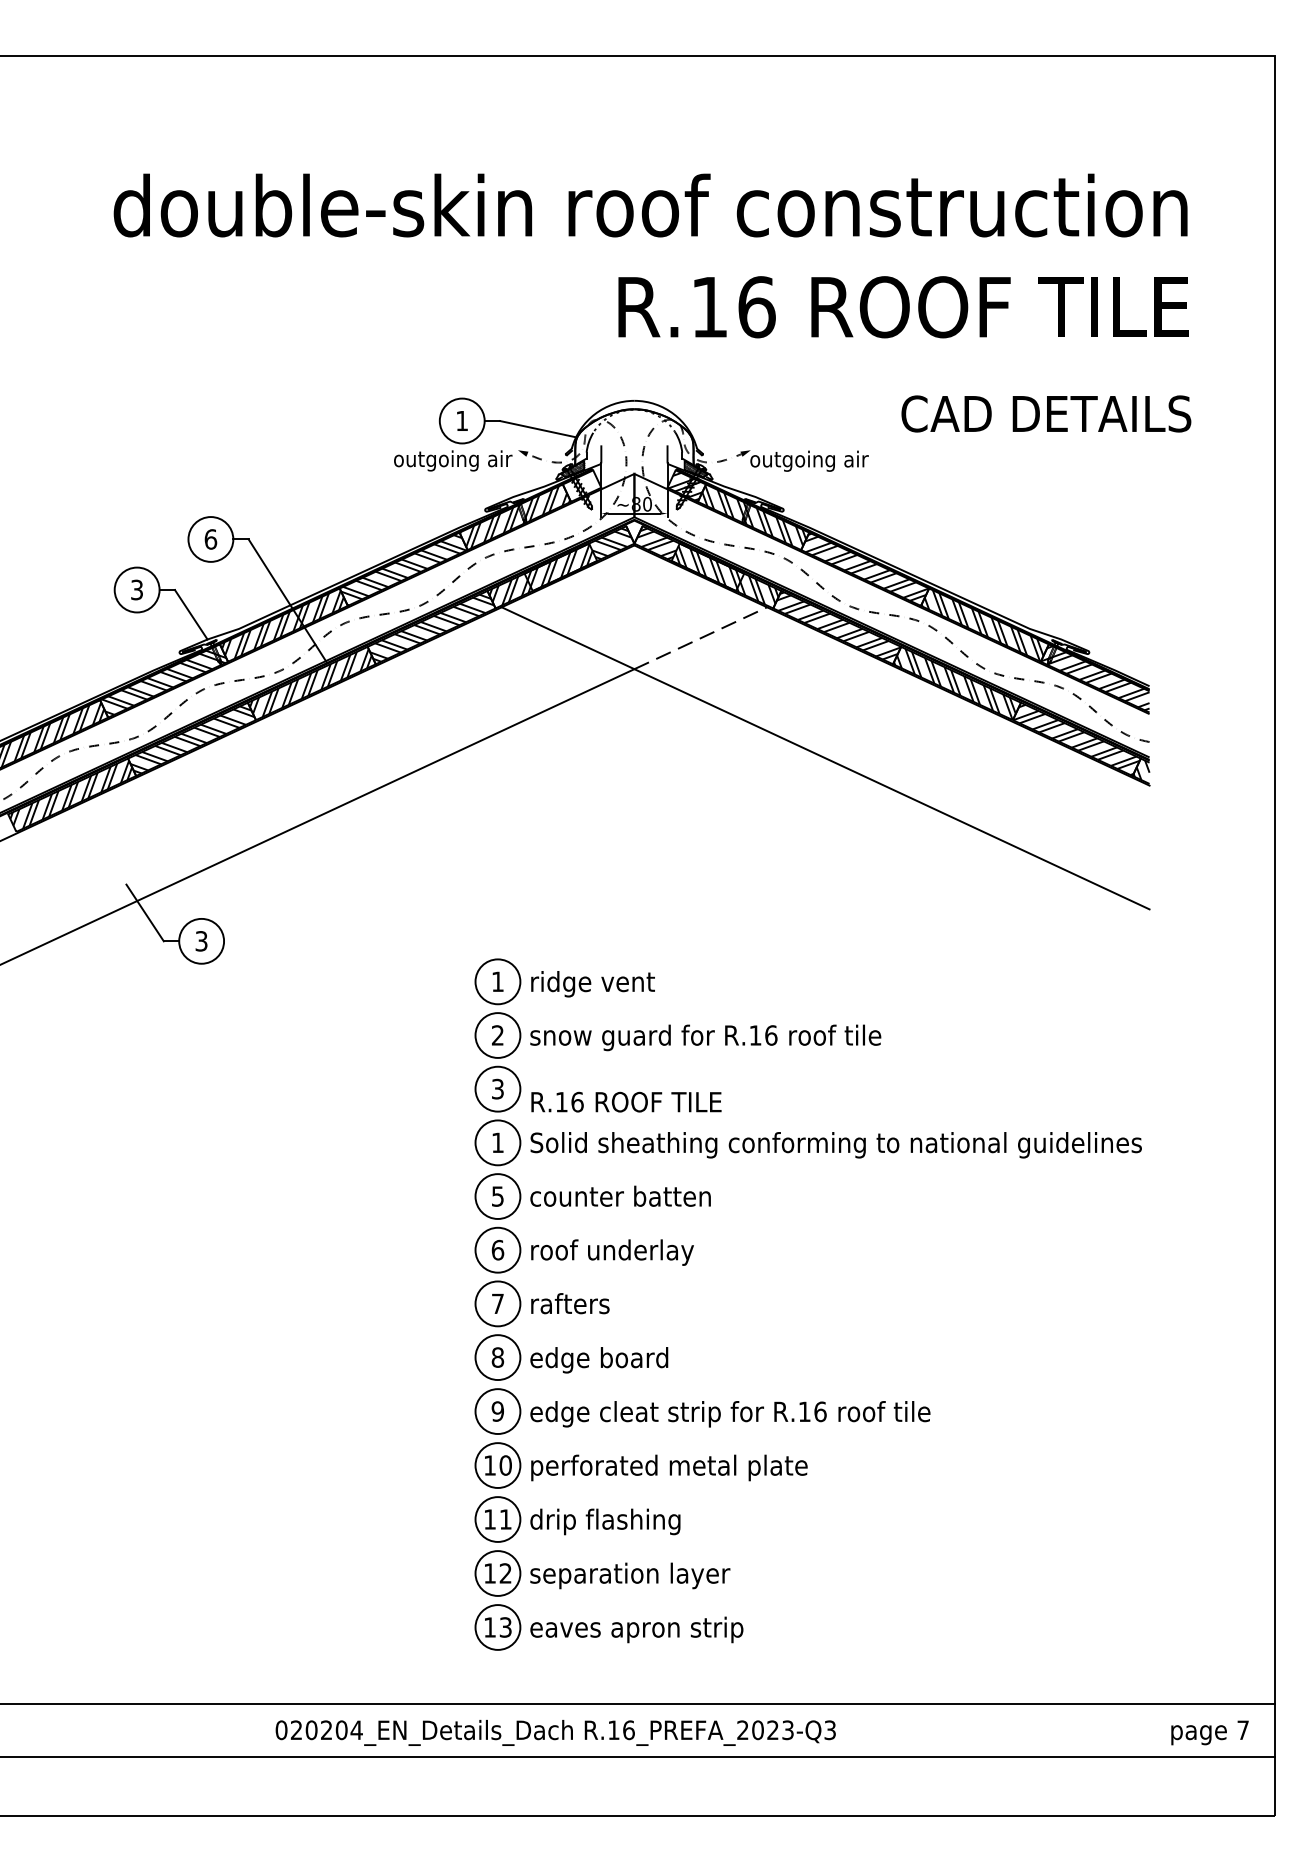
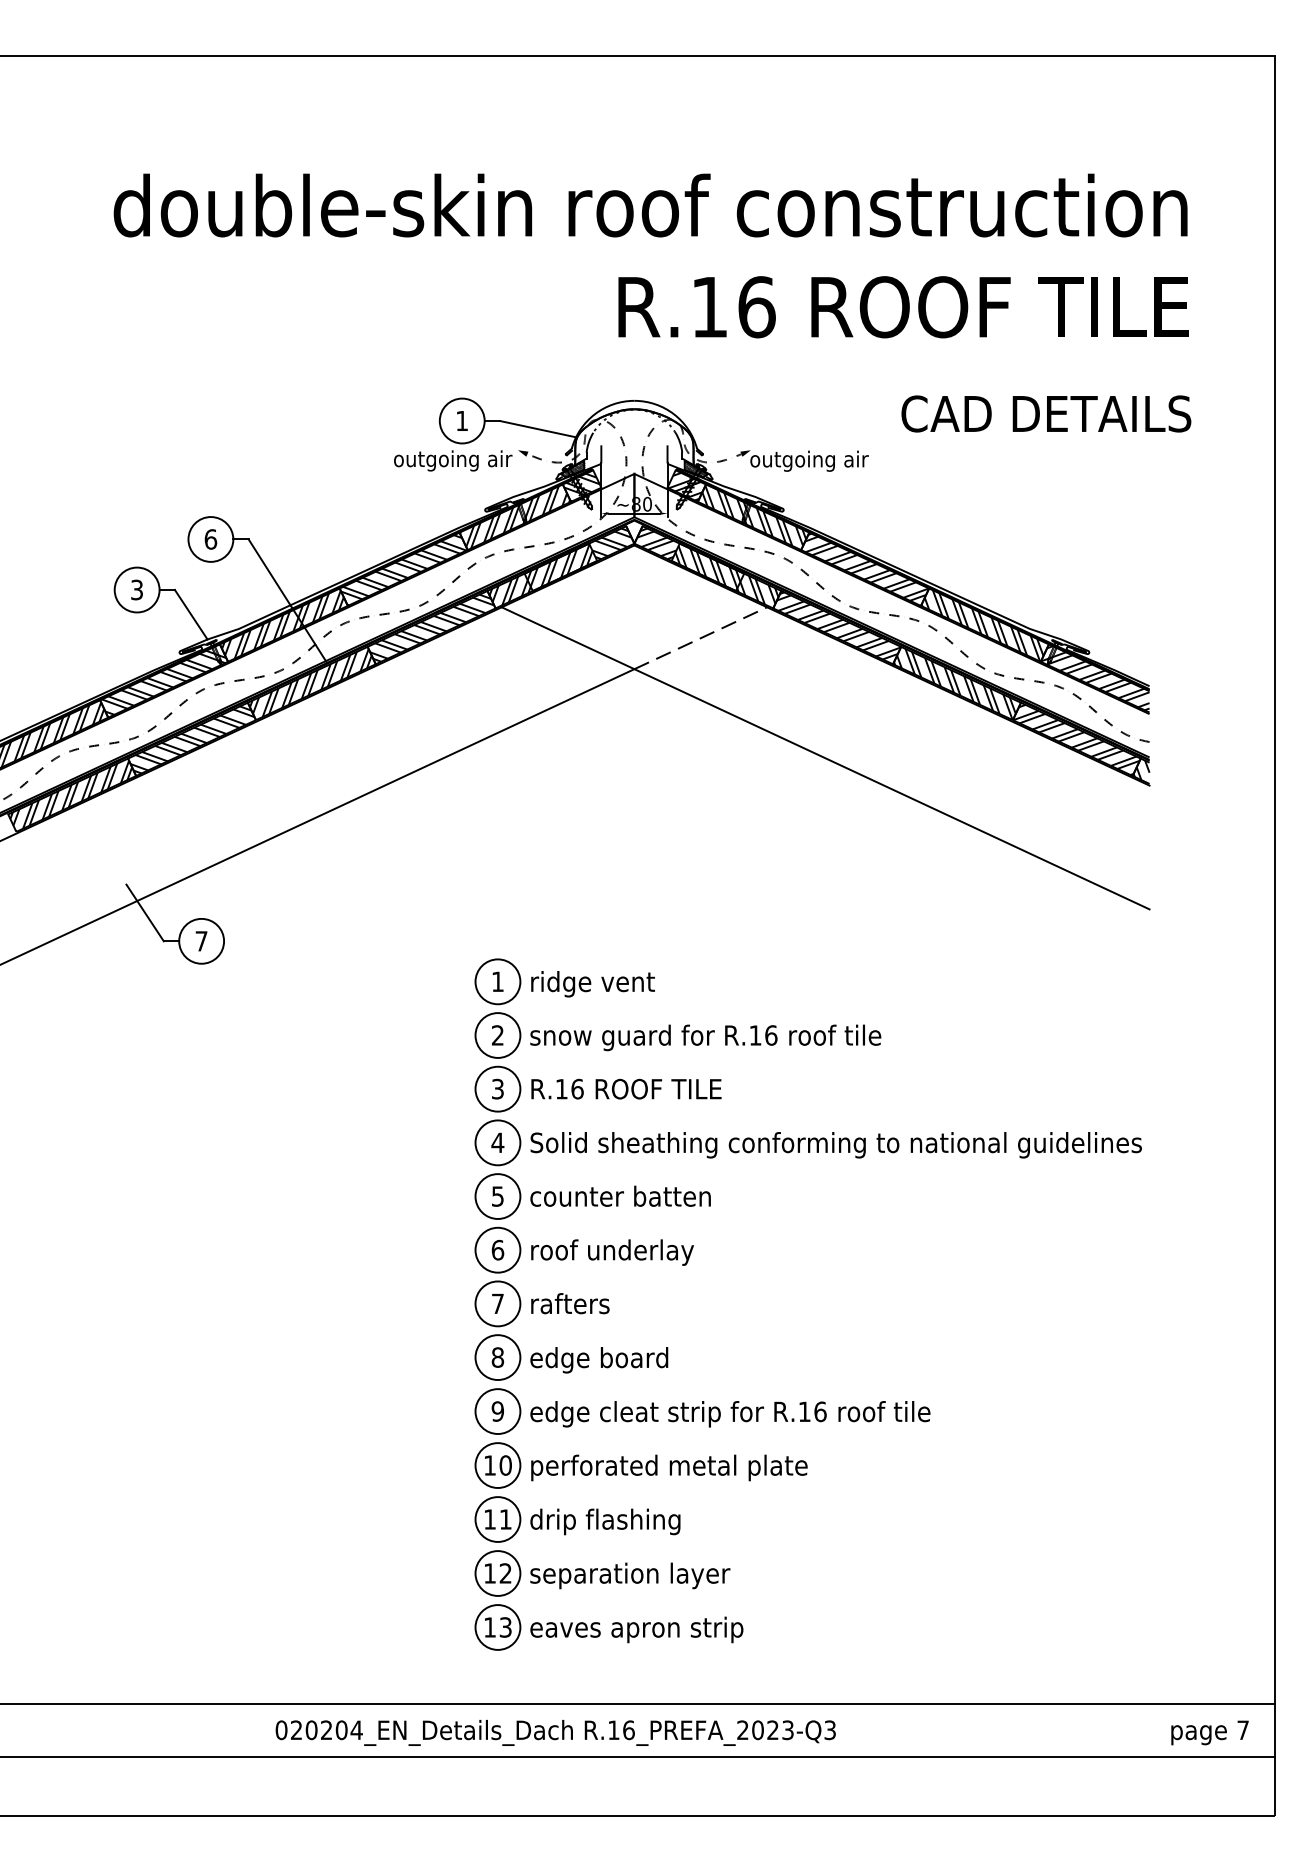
hatch: none -> present (581, 487)
text: 3 -> 7 (201, 941)
text position: (626, 1101) -> (626, 1088) (626, 1088)
text: 1 -> 4 (497, 1142)
